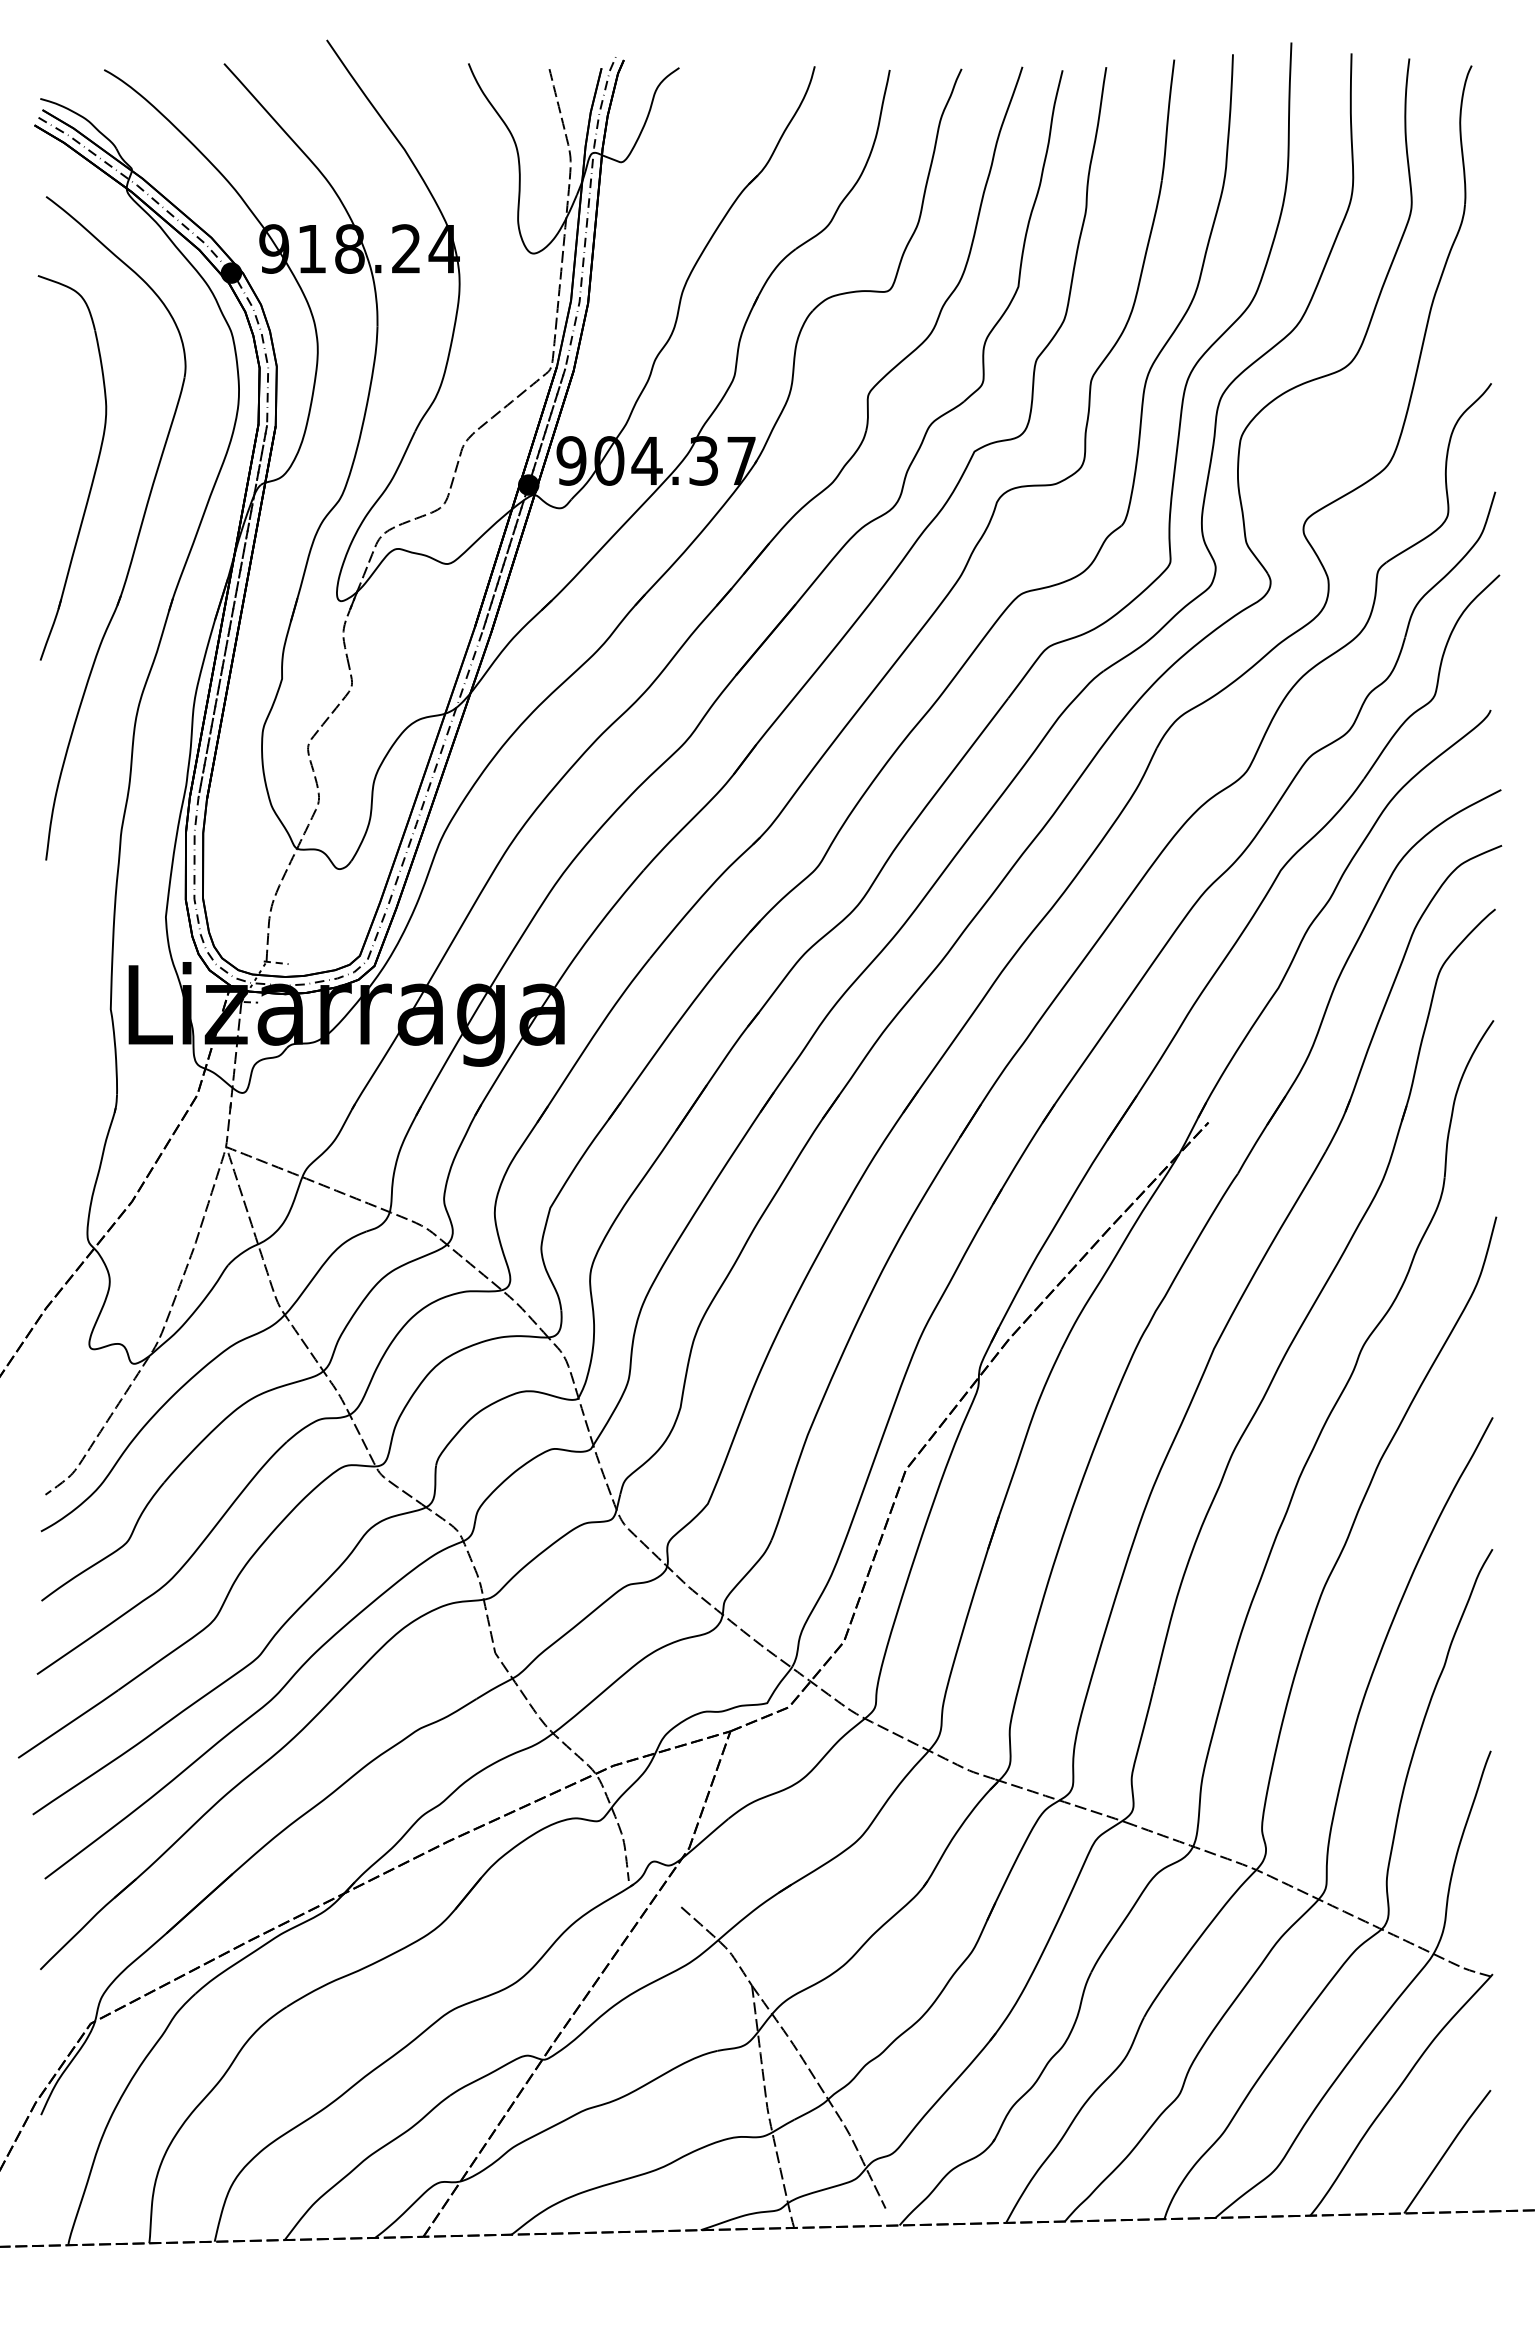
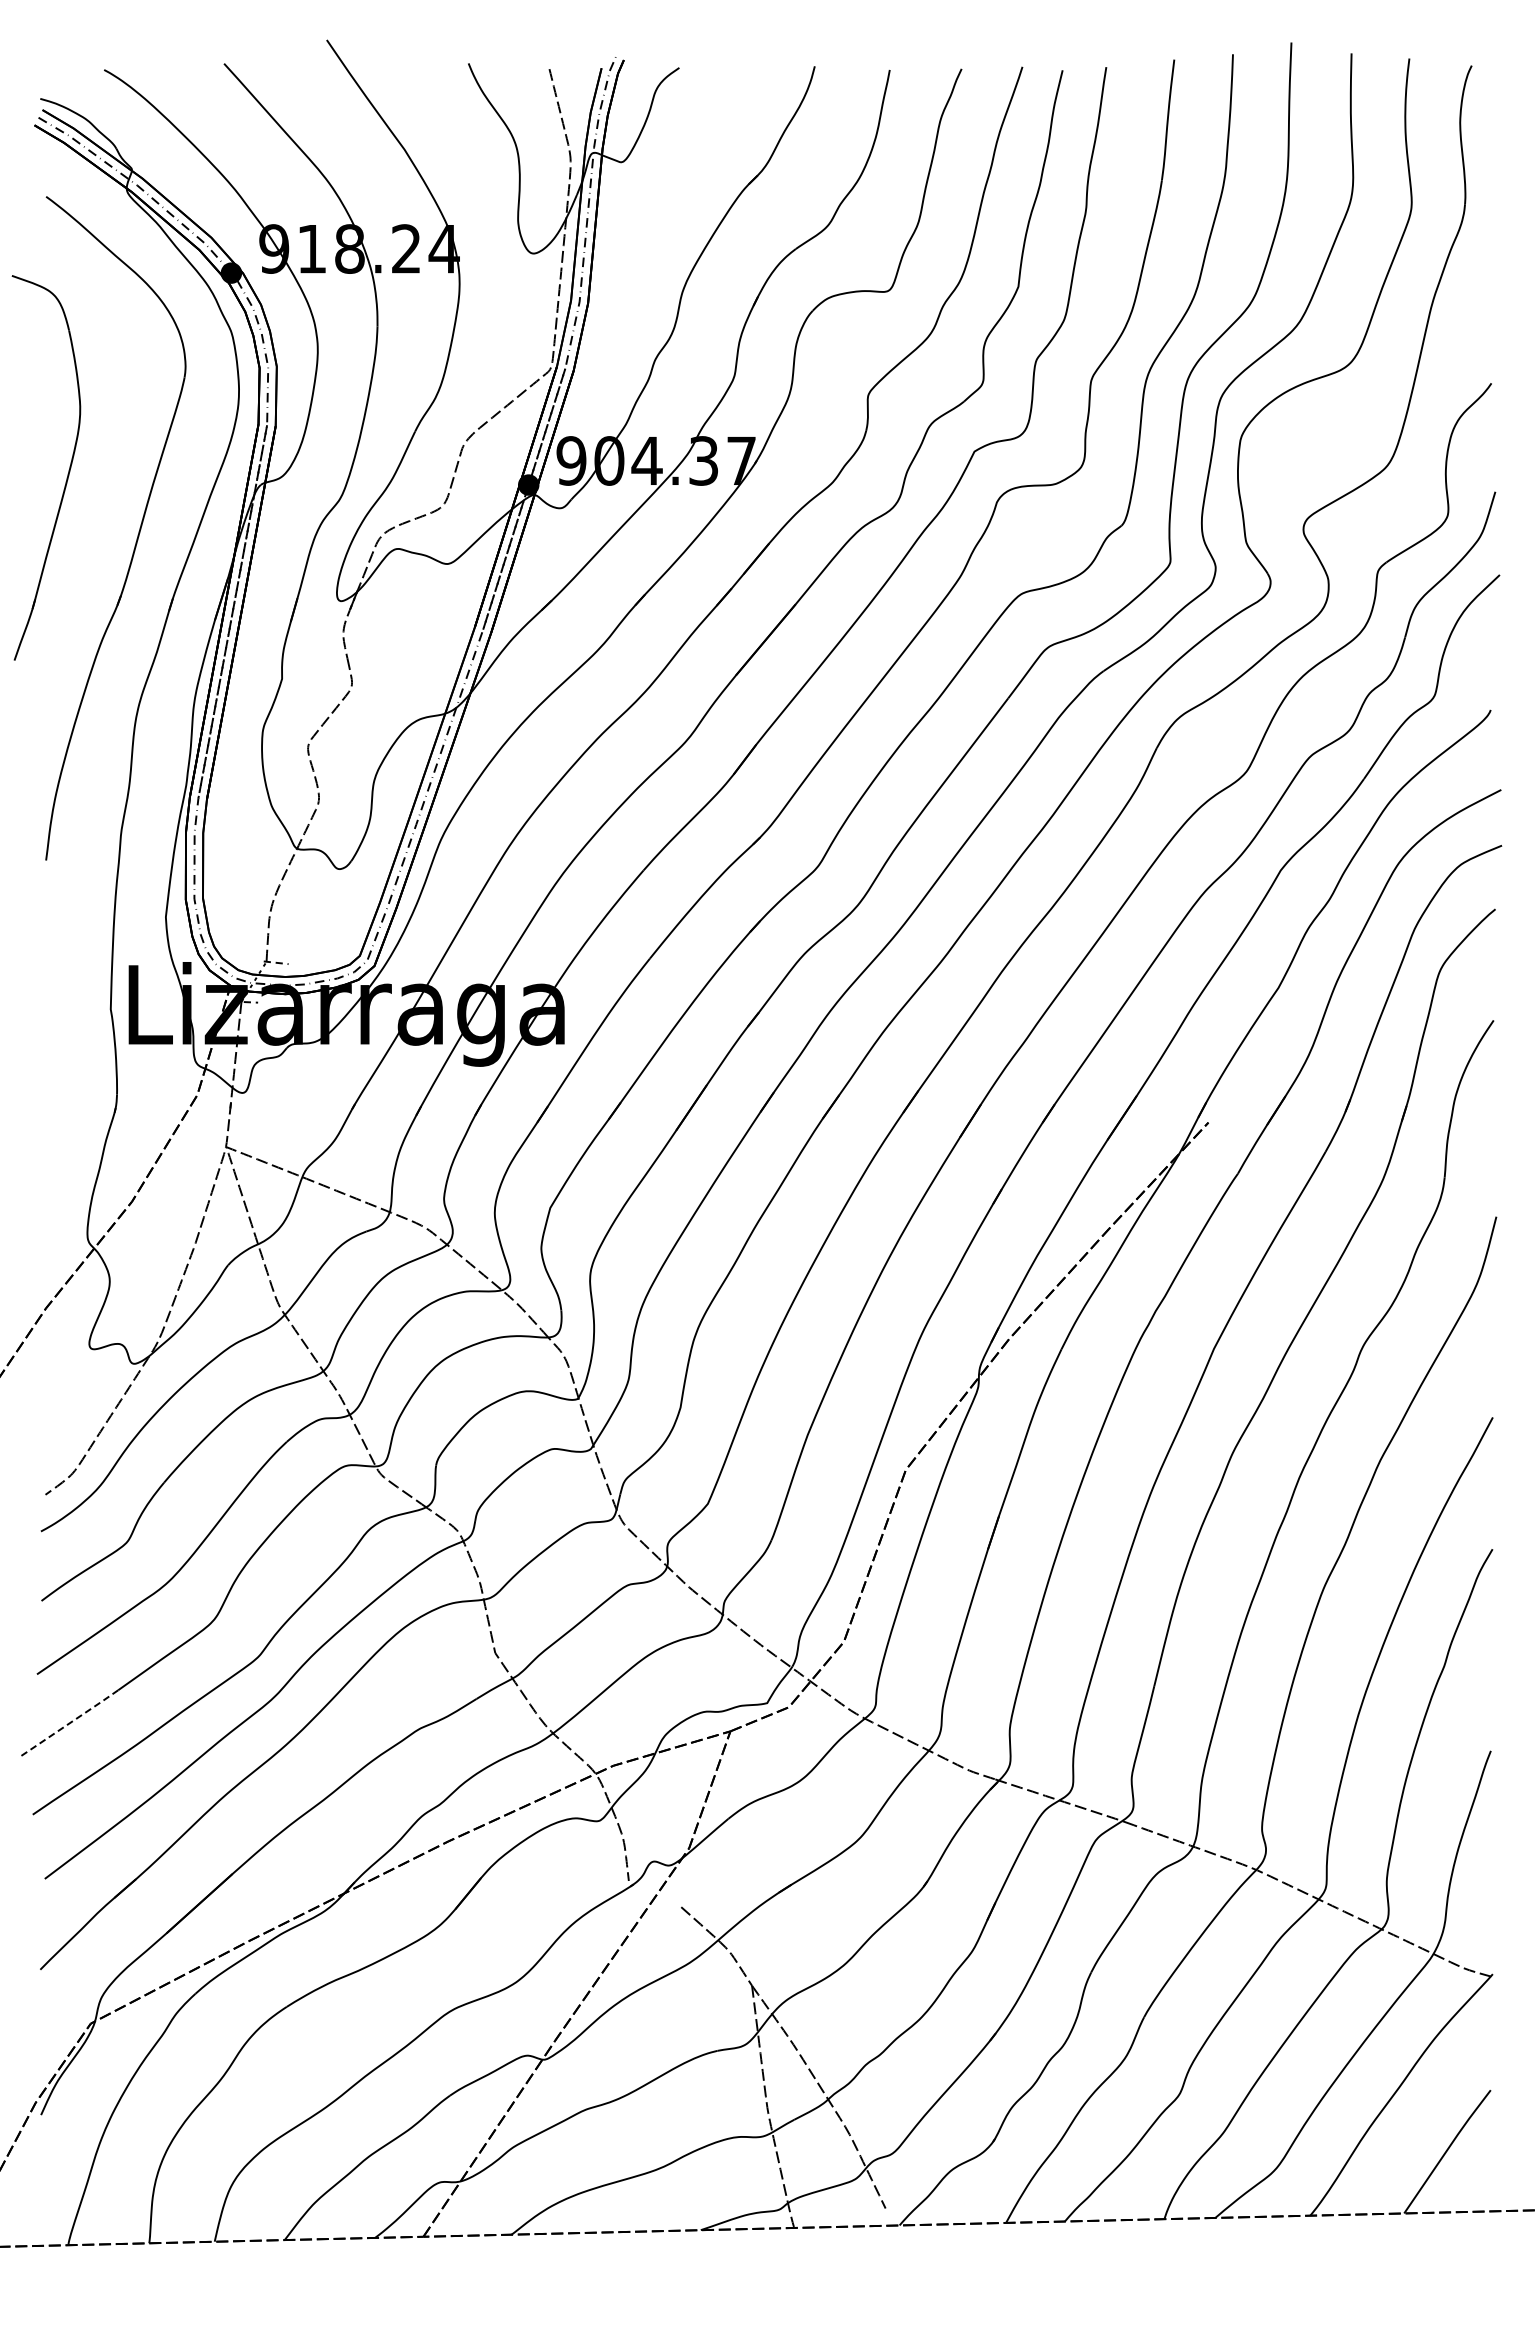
part position: (93, 474) -> (67, 474) (67, 474)
line: solid -> dashed (68, 1724)
